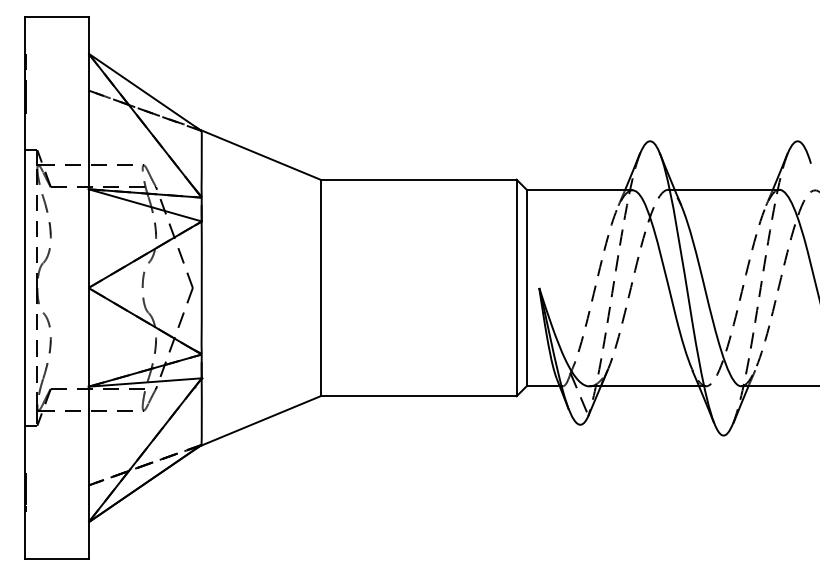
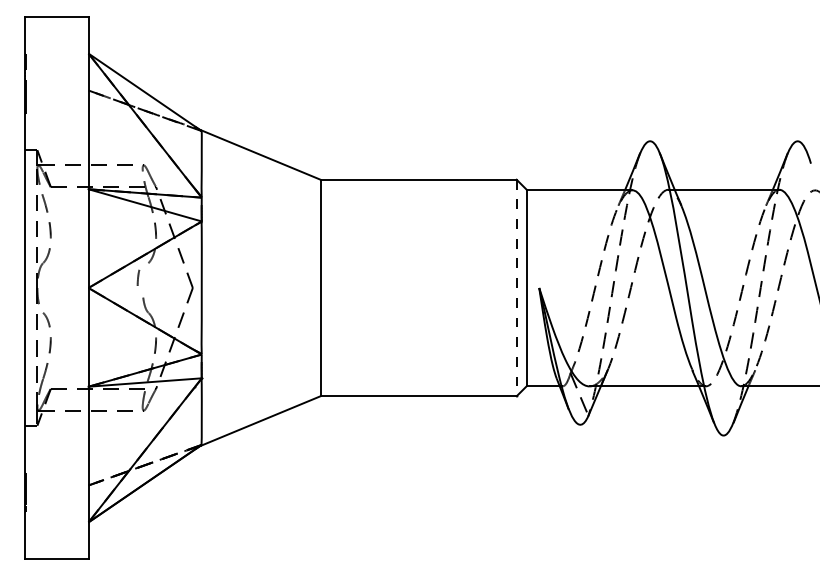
line position: (143, 279) -> (138, 277) (138, 277)
line: solid -> dashed (516, 288)
